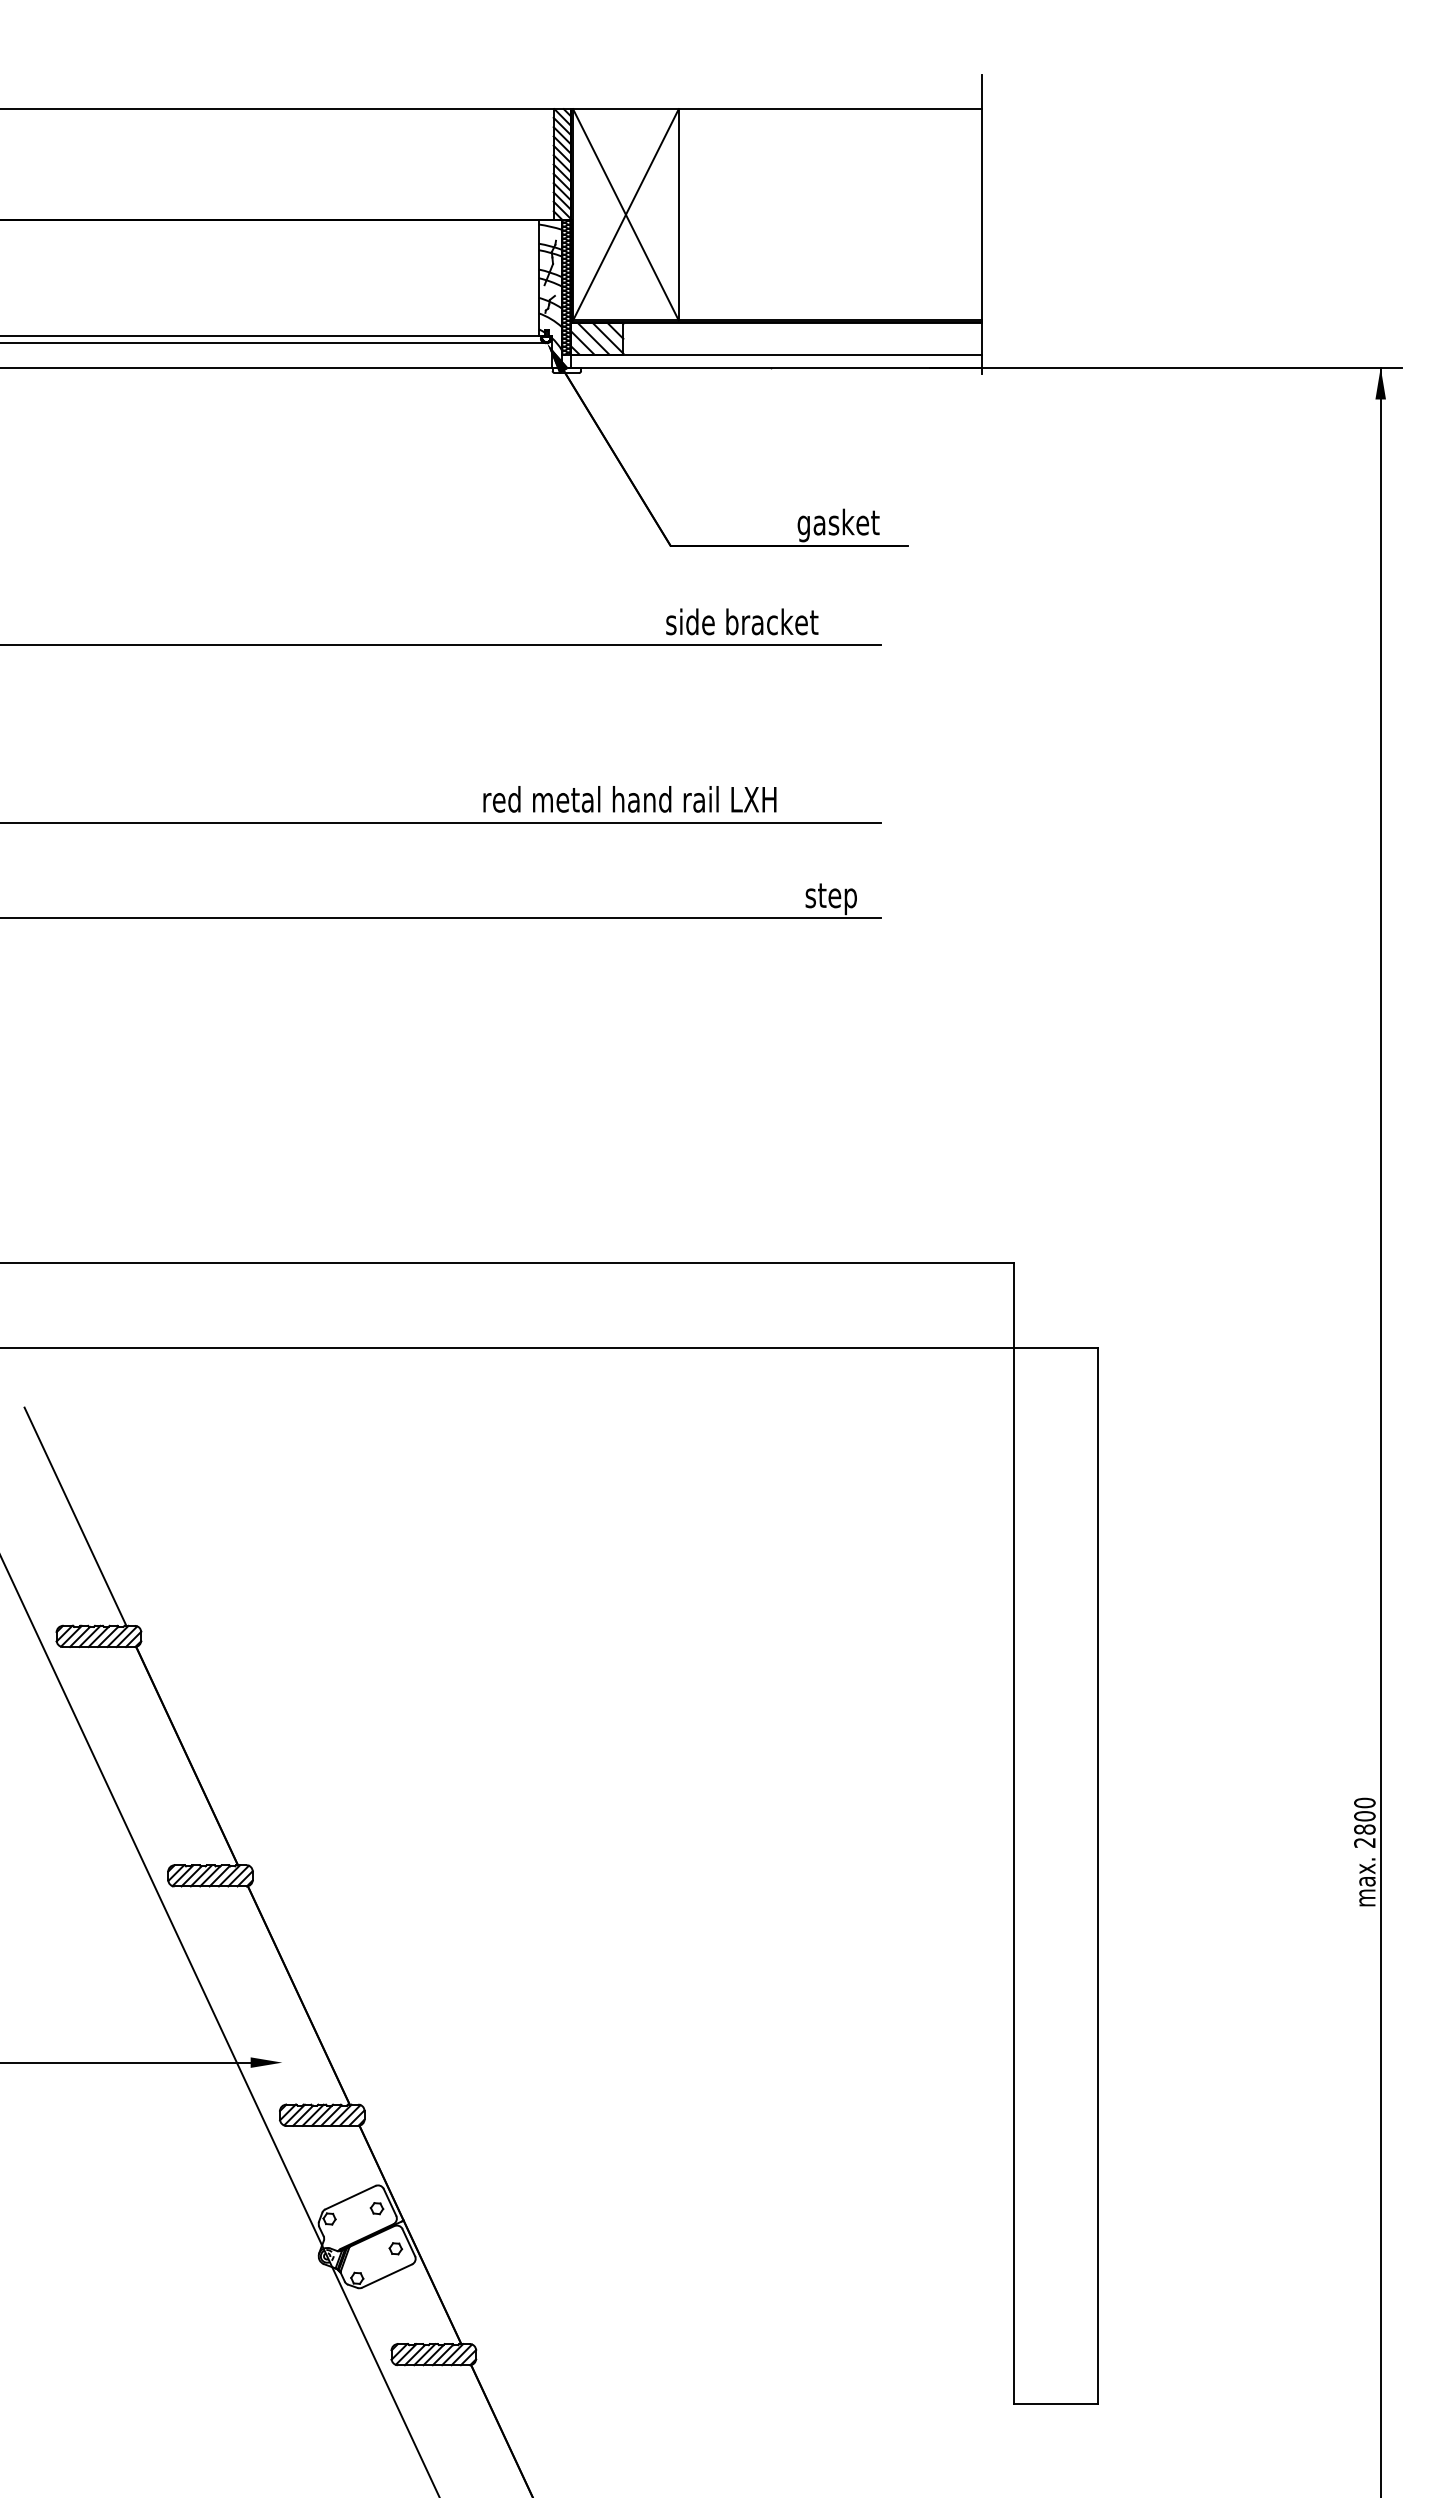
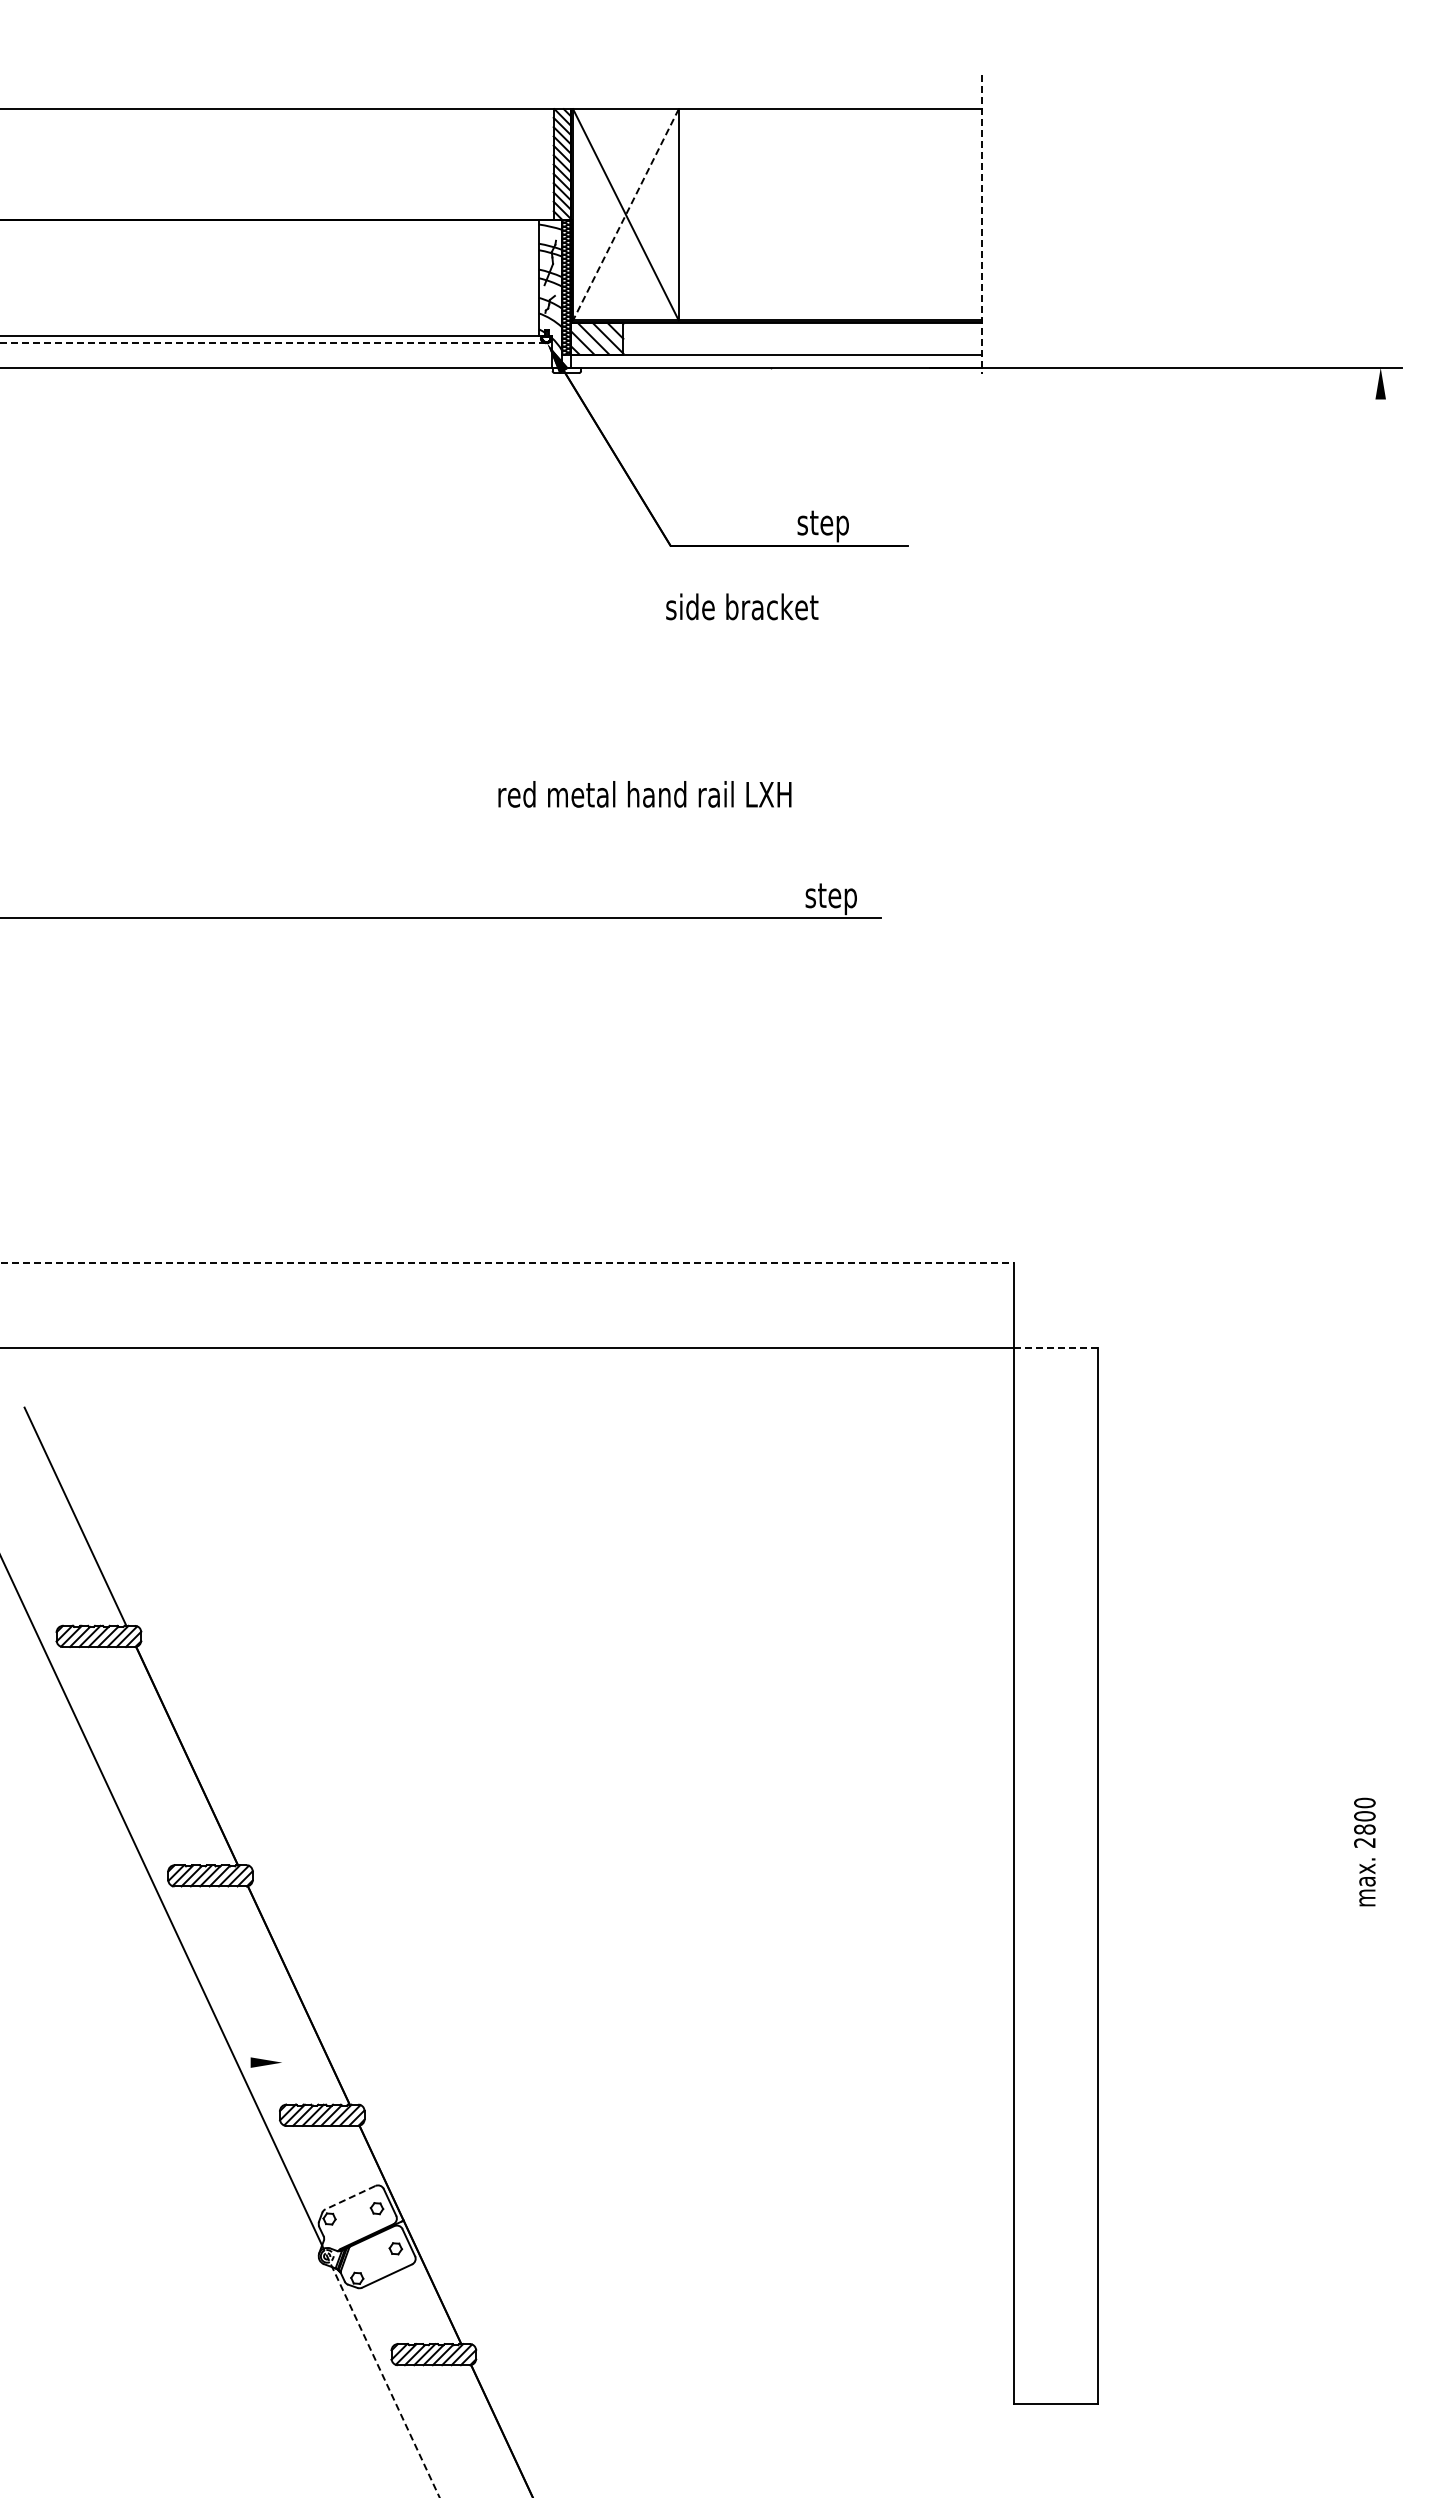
line: solid -> dashed (625, 215)
line: solid -> dashed (981, 224)
line: solid -> dashed (273, 343)
text: gasket -> step (838, 525)
text position: (742, 621) -> (742, 606) (742, 606)
line: present -> none (441, 645)
text position: (629, 799) -> (644, 794) (644, 794)
line: present -> none (441, 822)
line: solid -> dashed (507, 1263)
line: solid -> dashed (1055, 1347)
line: present -> none (1380, 1430)
line: present -> none (126, 2062)
line: solid -> dashed (350, 2197)
line: solid -> dashed (380, 2371)
